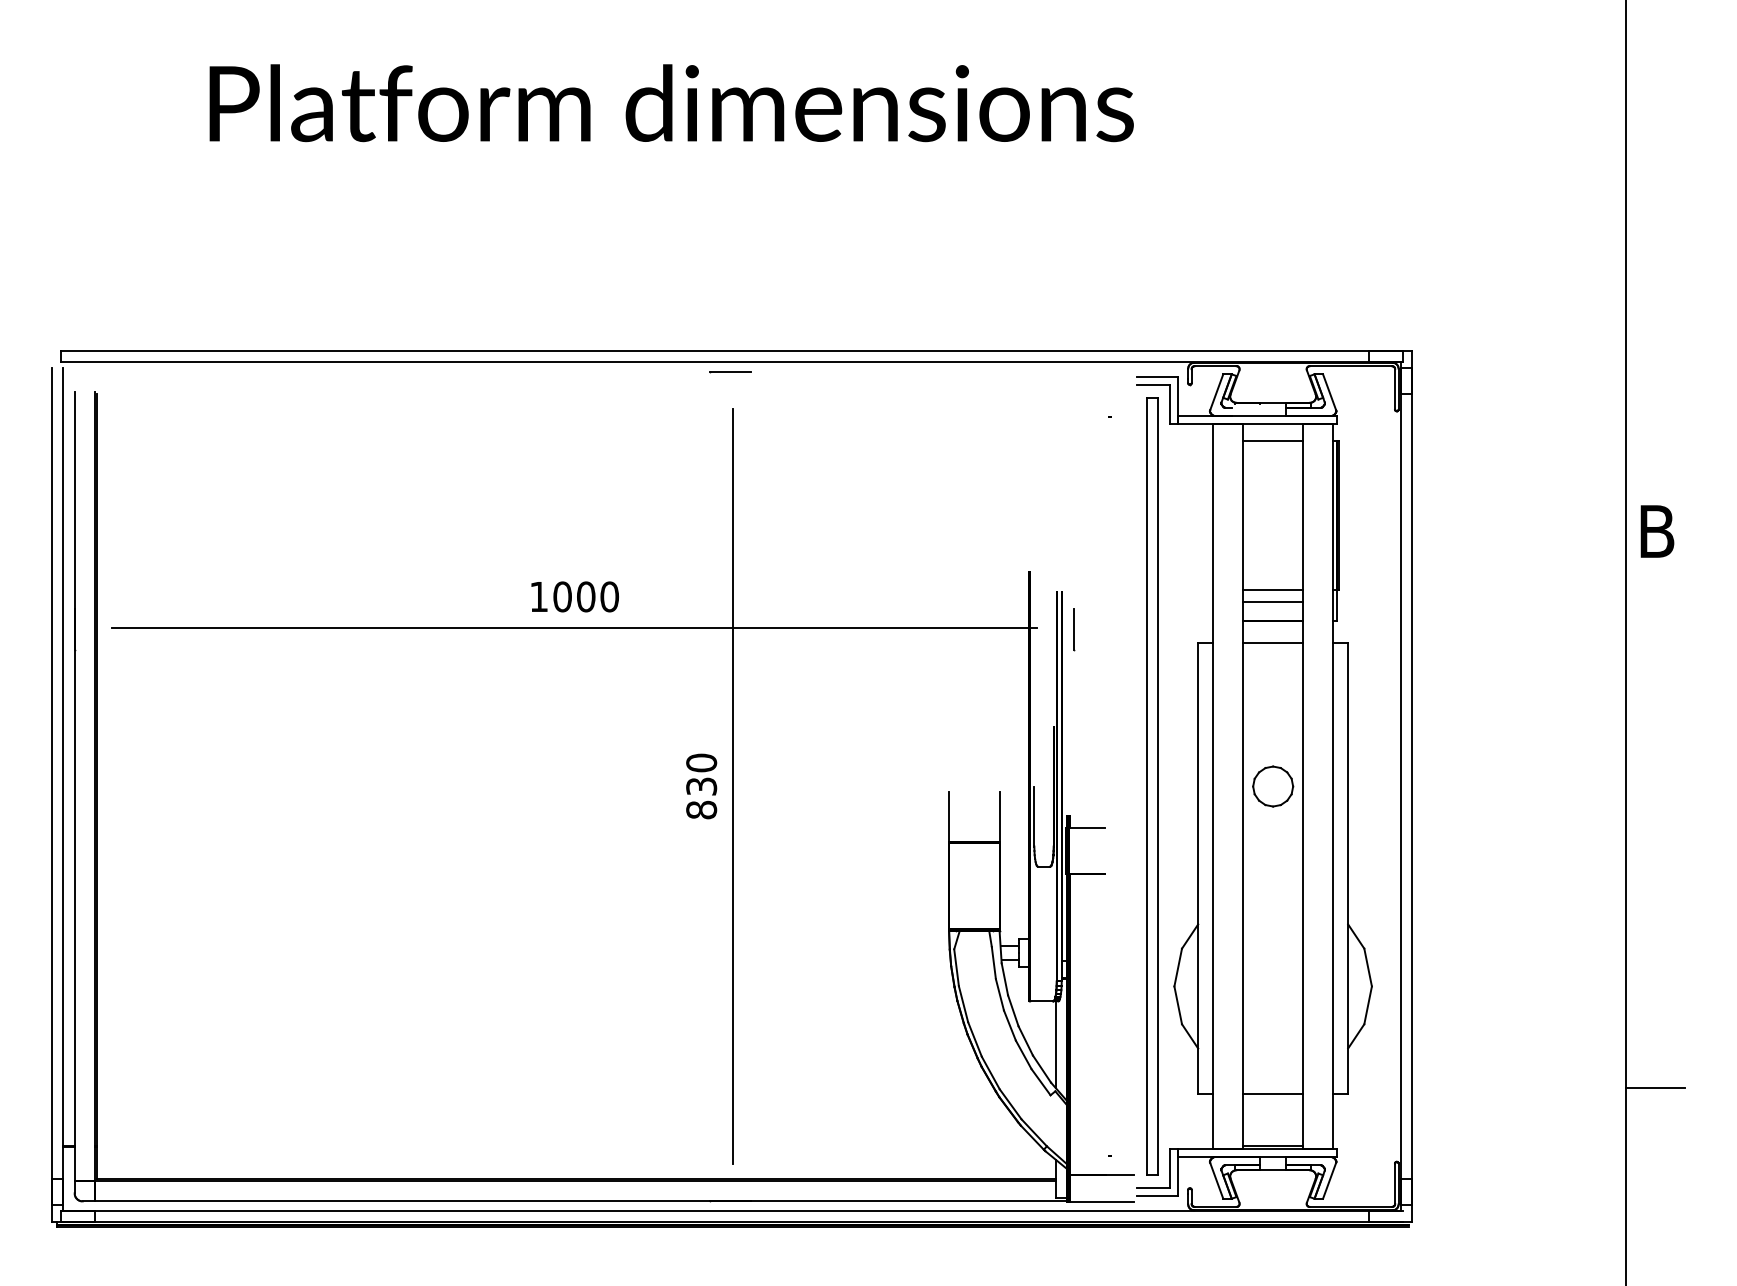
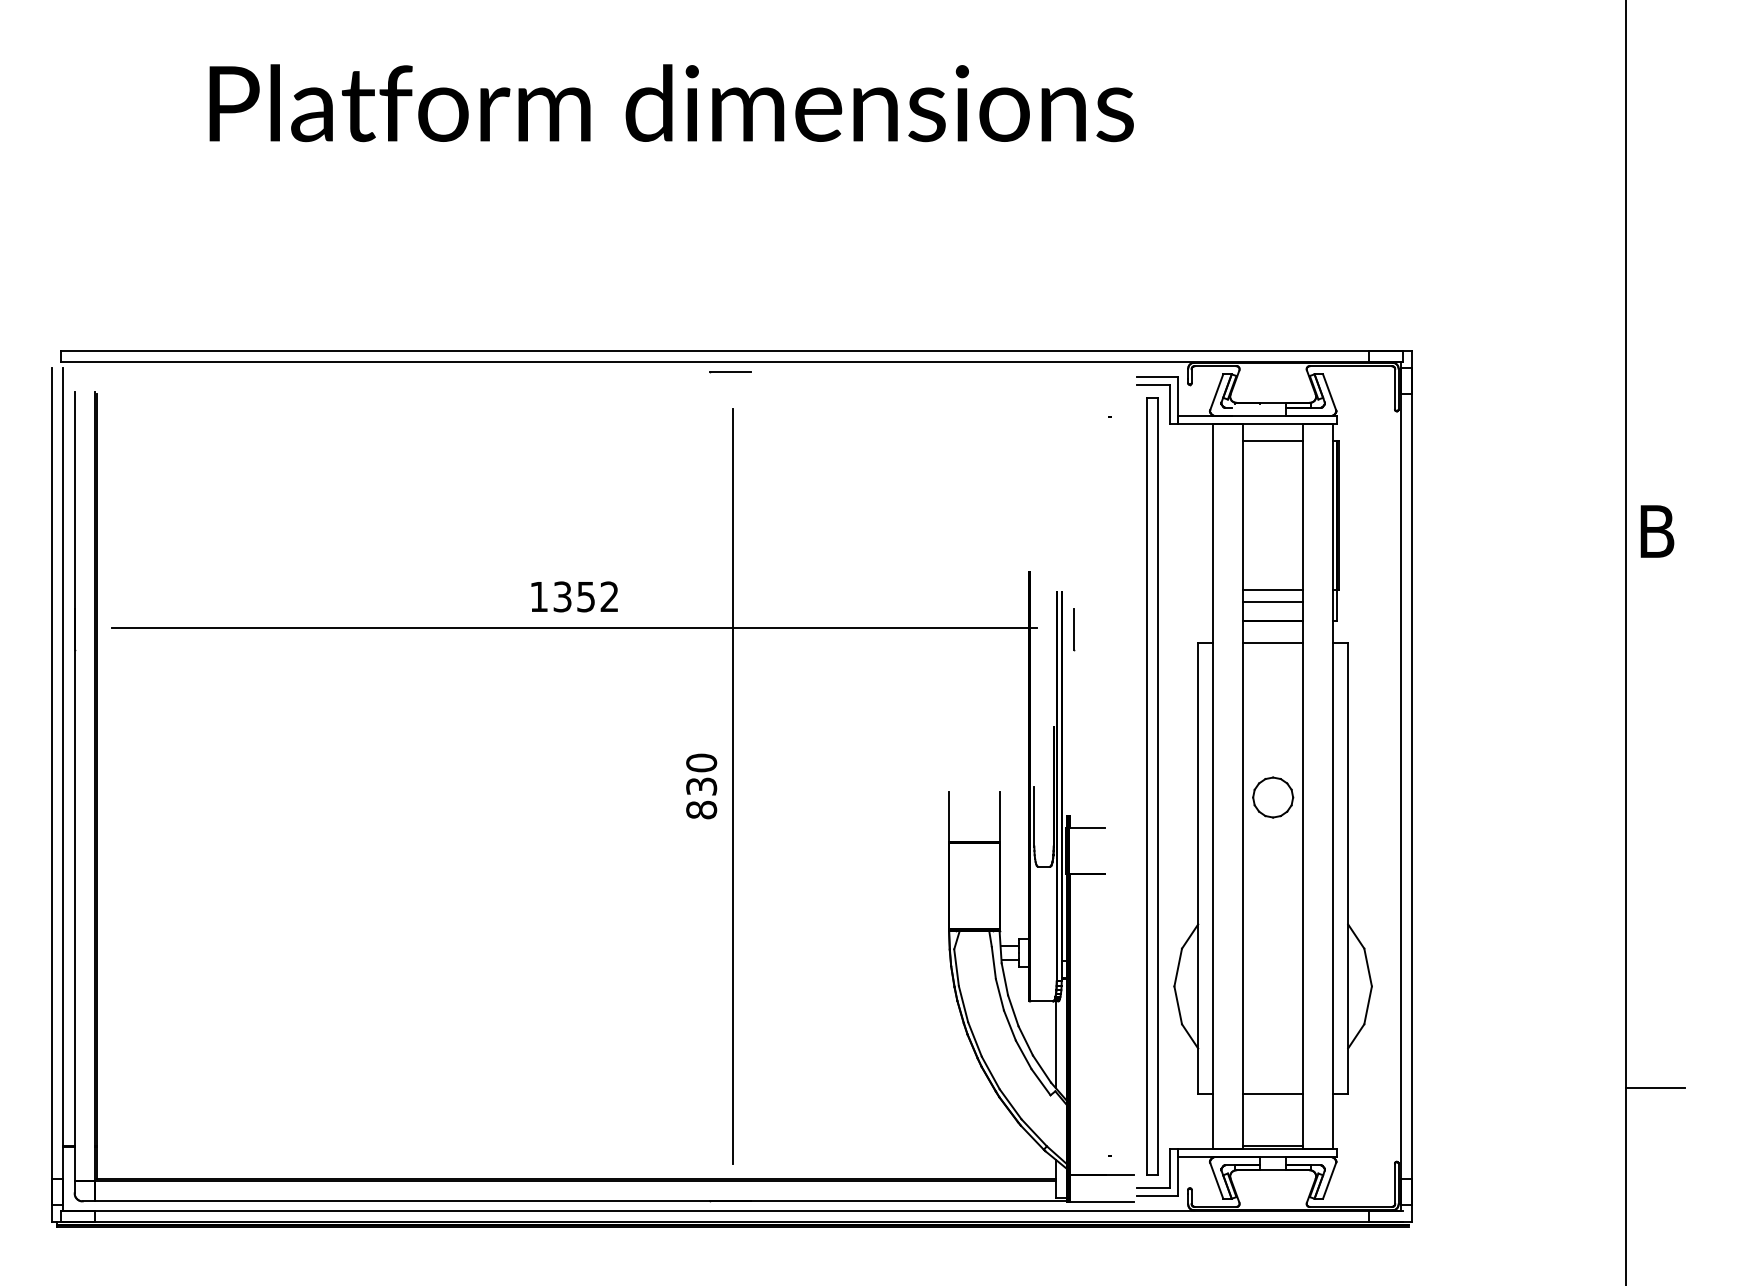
text: 1000 -> 1352 (585, 596)
part position: (1273, 786) -> (1273, 797) (1273, 797)
